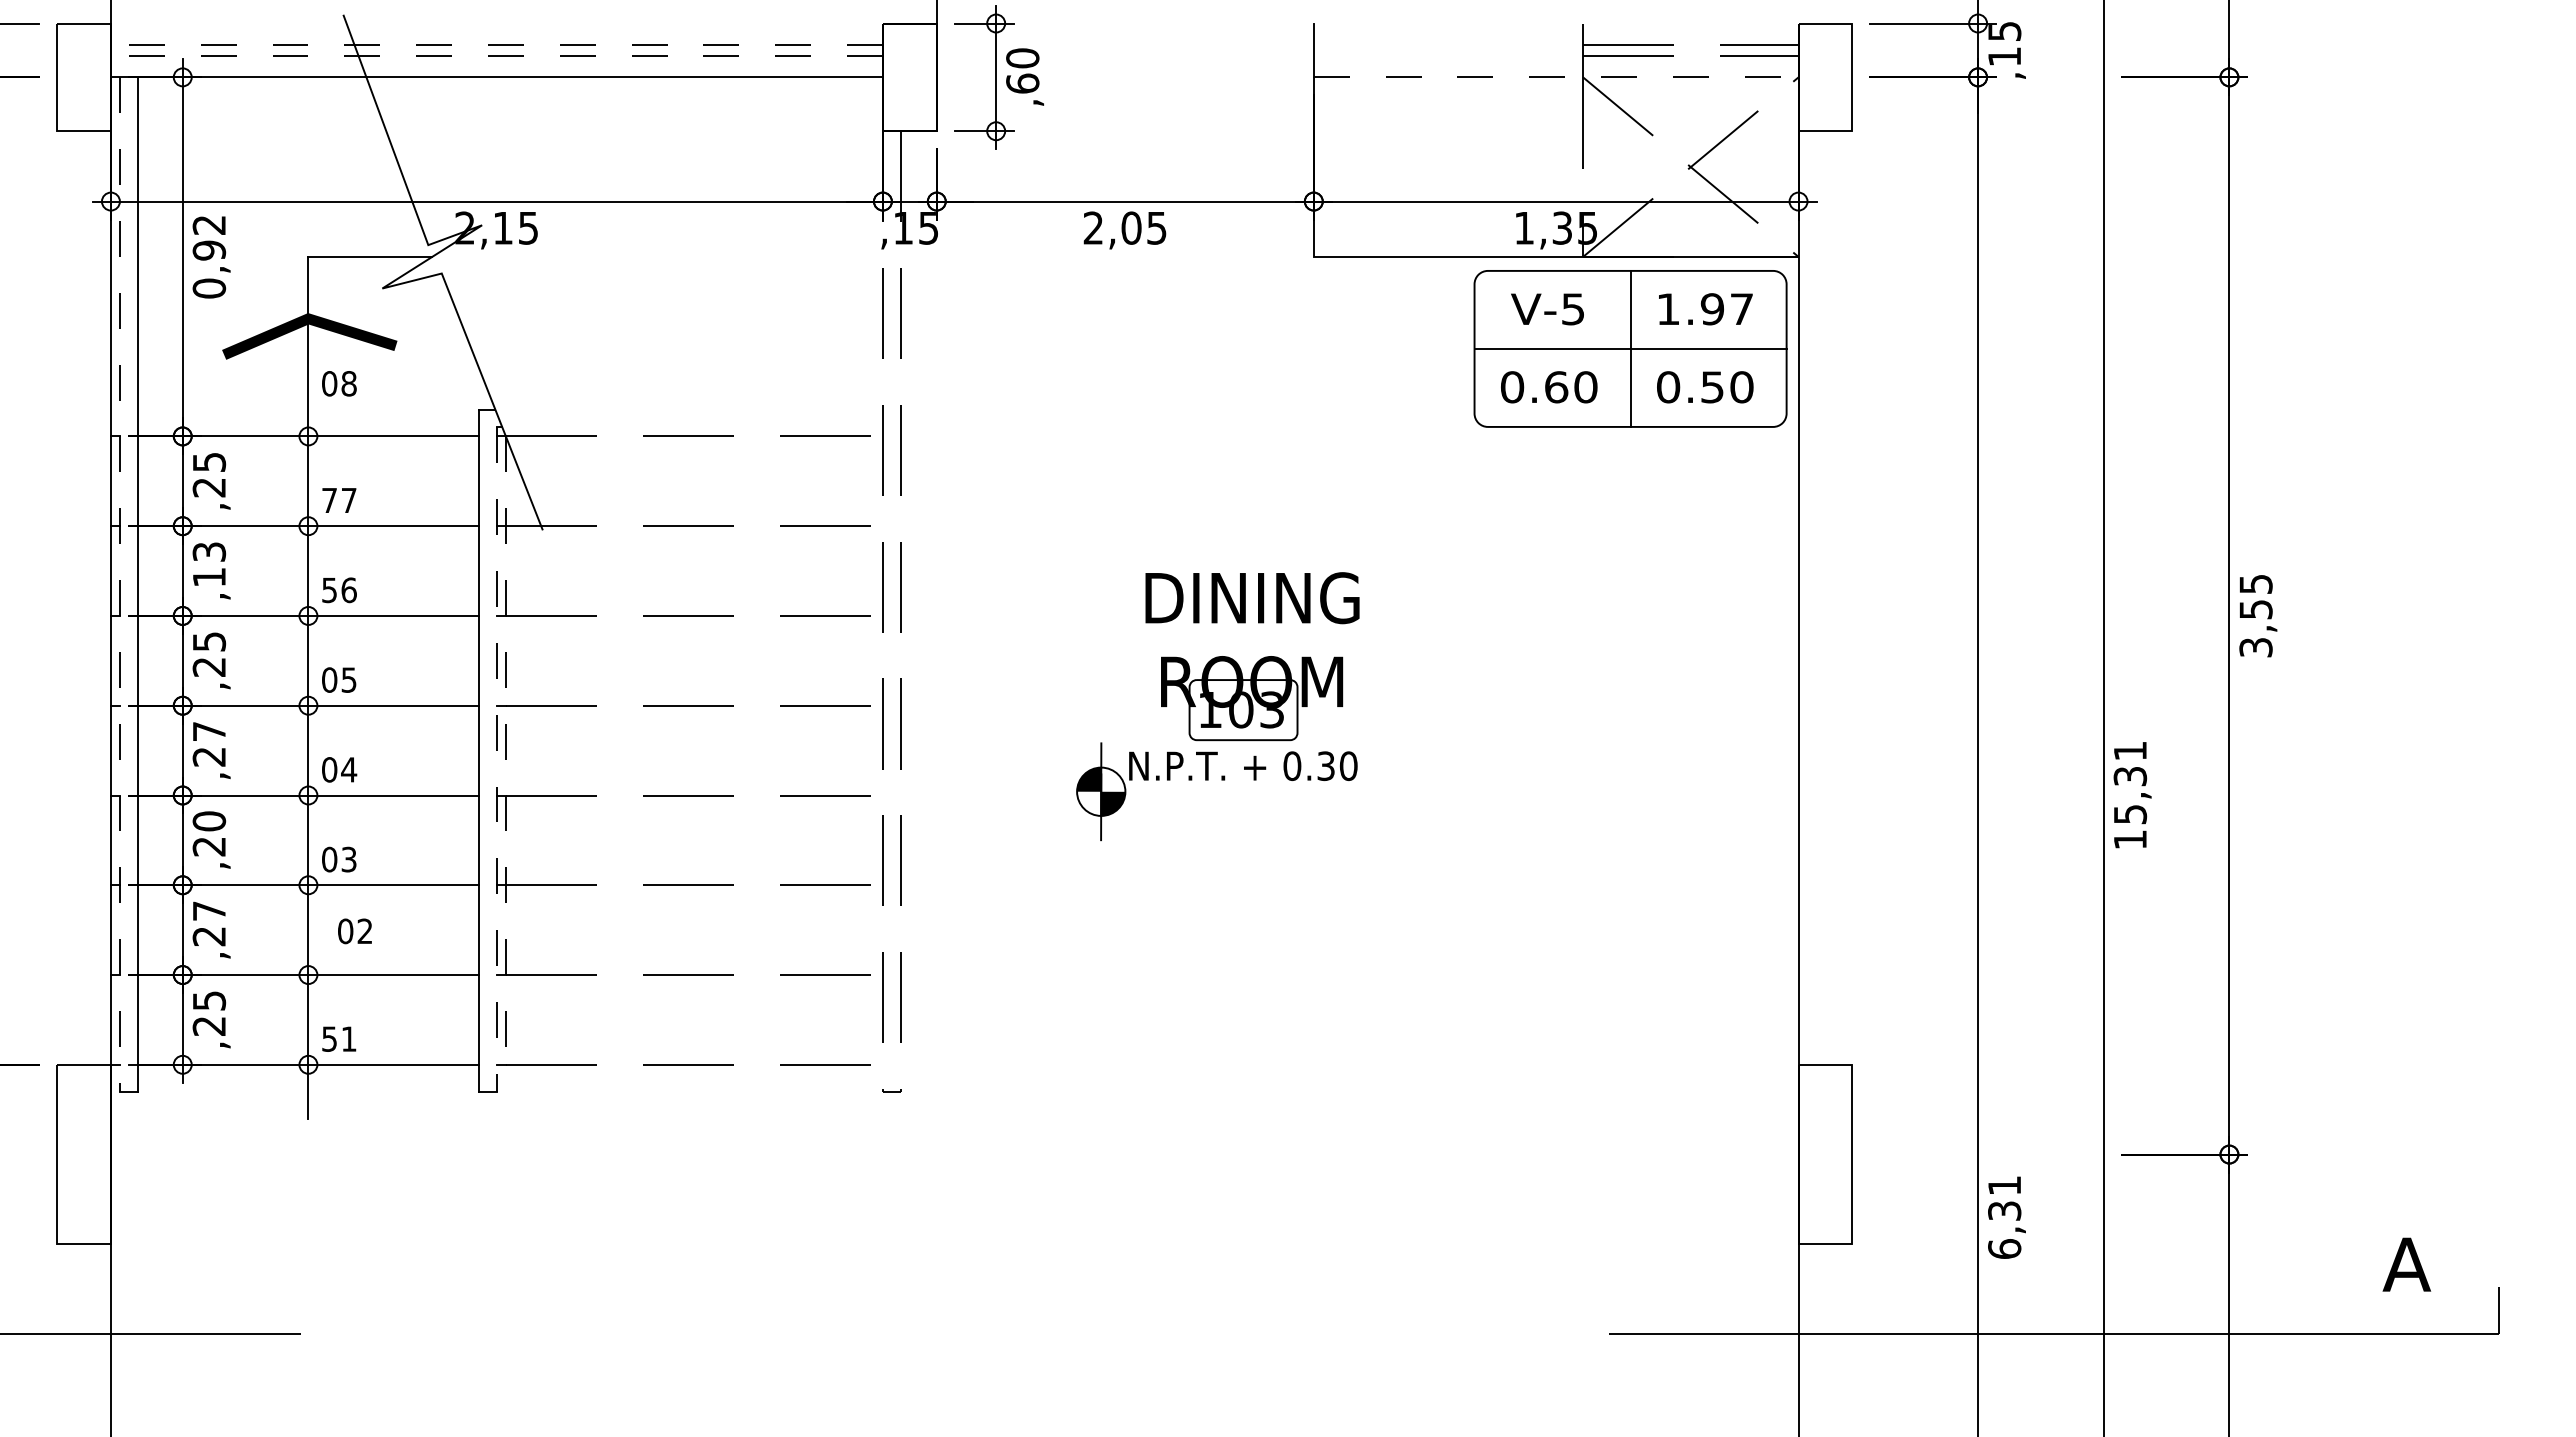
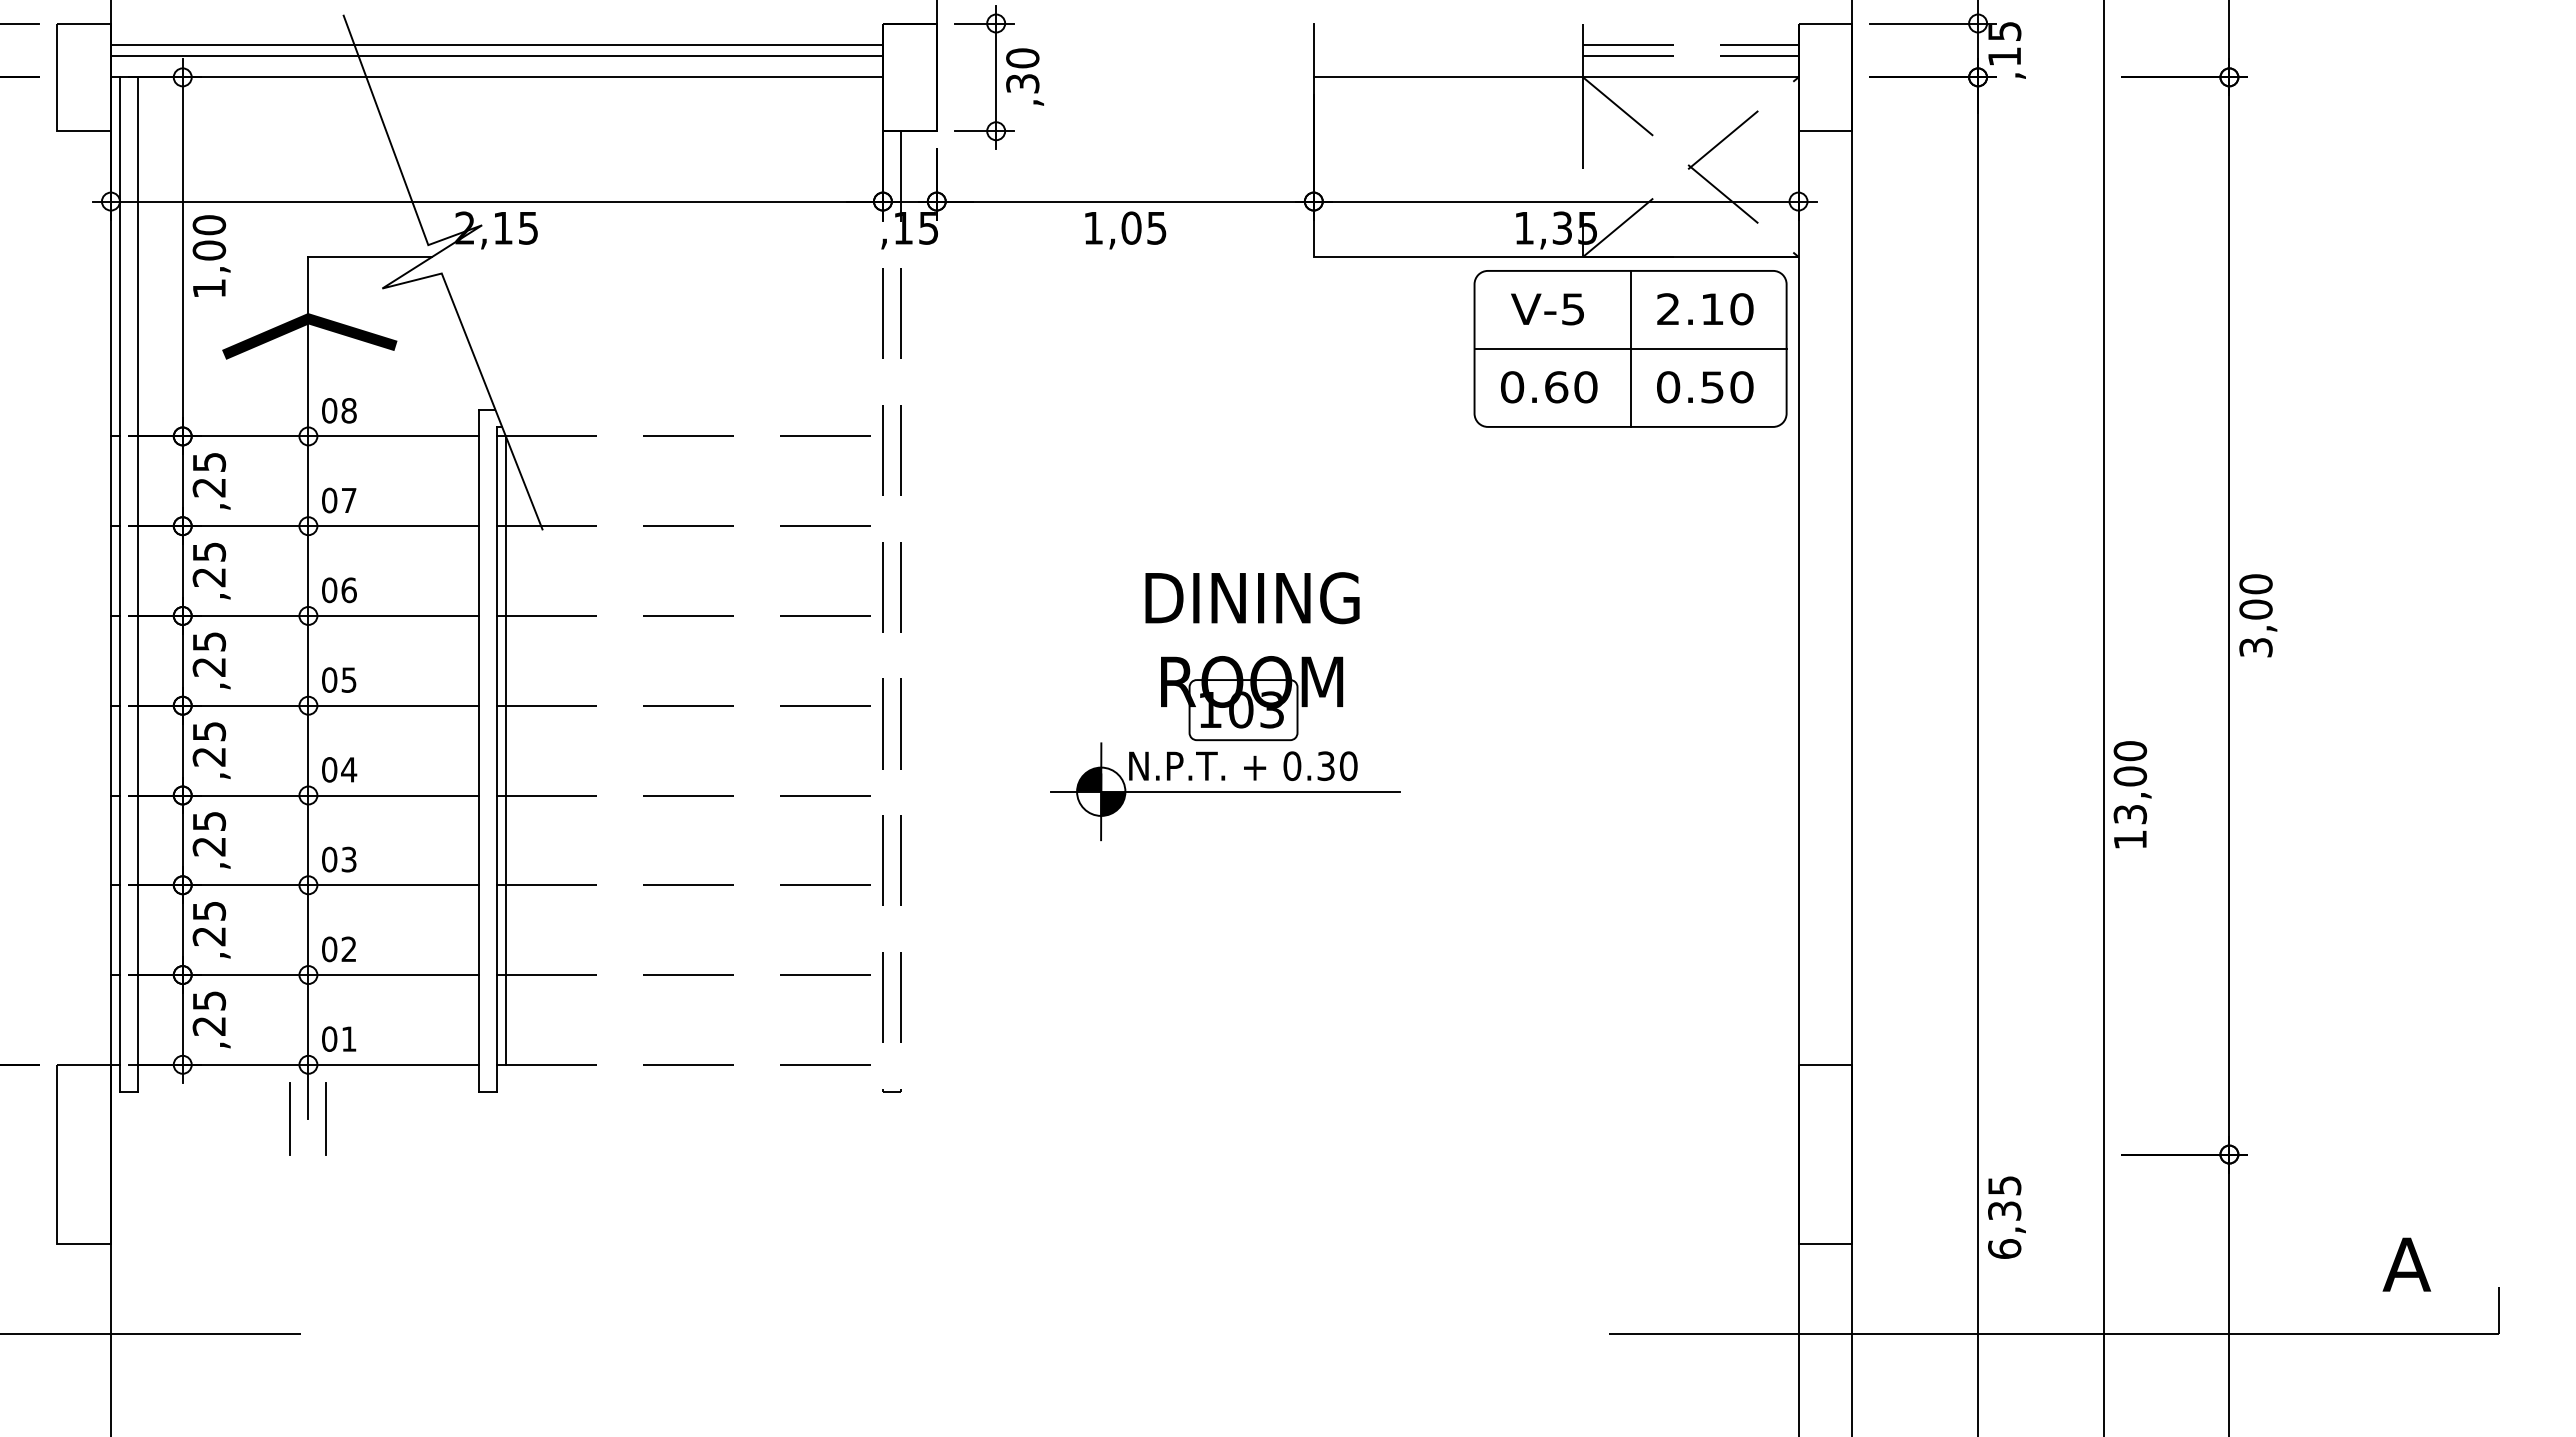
line: dashed -> solid (496, 45)
line: dashed -> solid (496, 55)
line: dashed -> solid (1556, 77)
text: ,60 -> ,30 (1022, 83)
text: 2,05 -> 1,05 (1092, 227)
text: 0,92 -> 1,00 (209, 256)
text: 1.97 -> 2.10 (1705, 309)
text position: (339, 383) -> (339, 410) (339, 410)
text: 77 -> 07 (329, 500)
text: ,13 -> ,25 (208, 564)
line: dashed -> solid (119, 585)
text: 56 -> 06 (329, 590)
text: 3,55 -> 3,00 (2255, 596)
line: none -> present (1852, 717)
text: ,27 -> ,25 (209, 731)
line: dashed -> solid (505, 751)
line: dashed -> solid (496, 760)
text: 15,31 -> 13,00 (2130, 782)
line: none -> present (1225, 791)
text: ,20 -> ,25 (209, 821)
text: ,27 -> ,25 (209, 910)
text position: (354, 931) -> (338, 949) (338, 949)
text: 51 -> 01 (329, 1038)
line: none -> present (290, 1118)
line: none -> present (326, 1118)
text: 6,31 -> 6,35 (2004, 1185)
